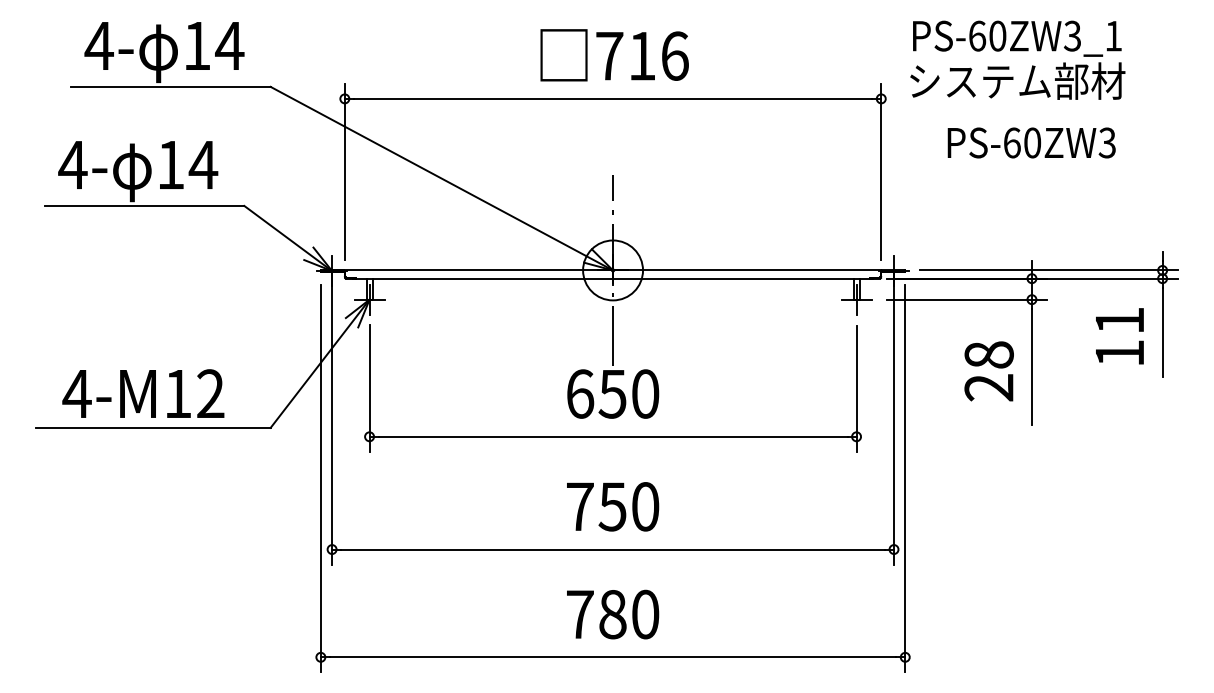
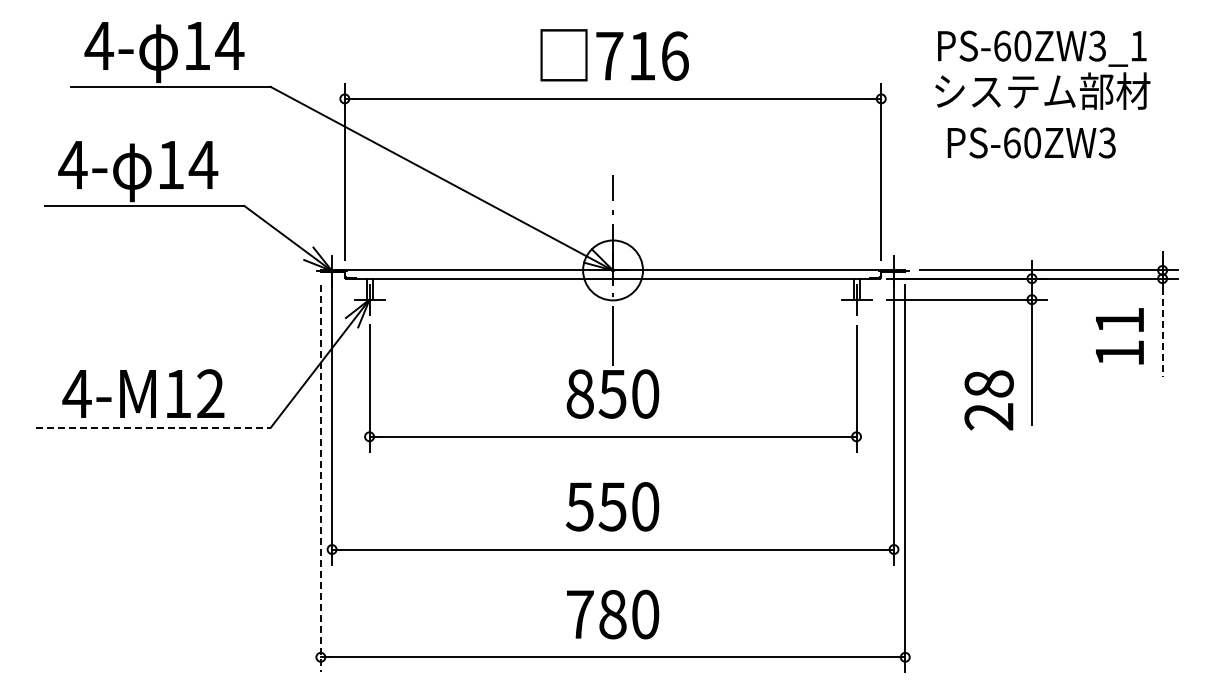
text position: (1017, 59) -> (1042, 69) (1042, 69)
line: solid -> dashed (1162, 332)
text position: (988, 371) -> (988, 400) (988, 400)
text: 650 -> 850 (580, 393)
line: solid -> dashed (154, 427)
line: solid -> dashed (320, 479)
text: 750 -> 550 (579, 506)
